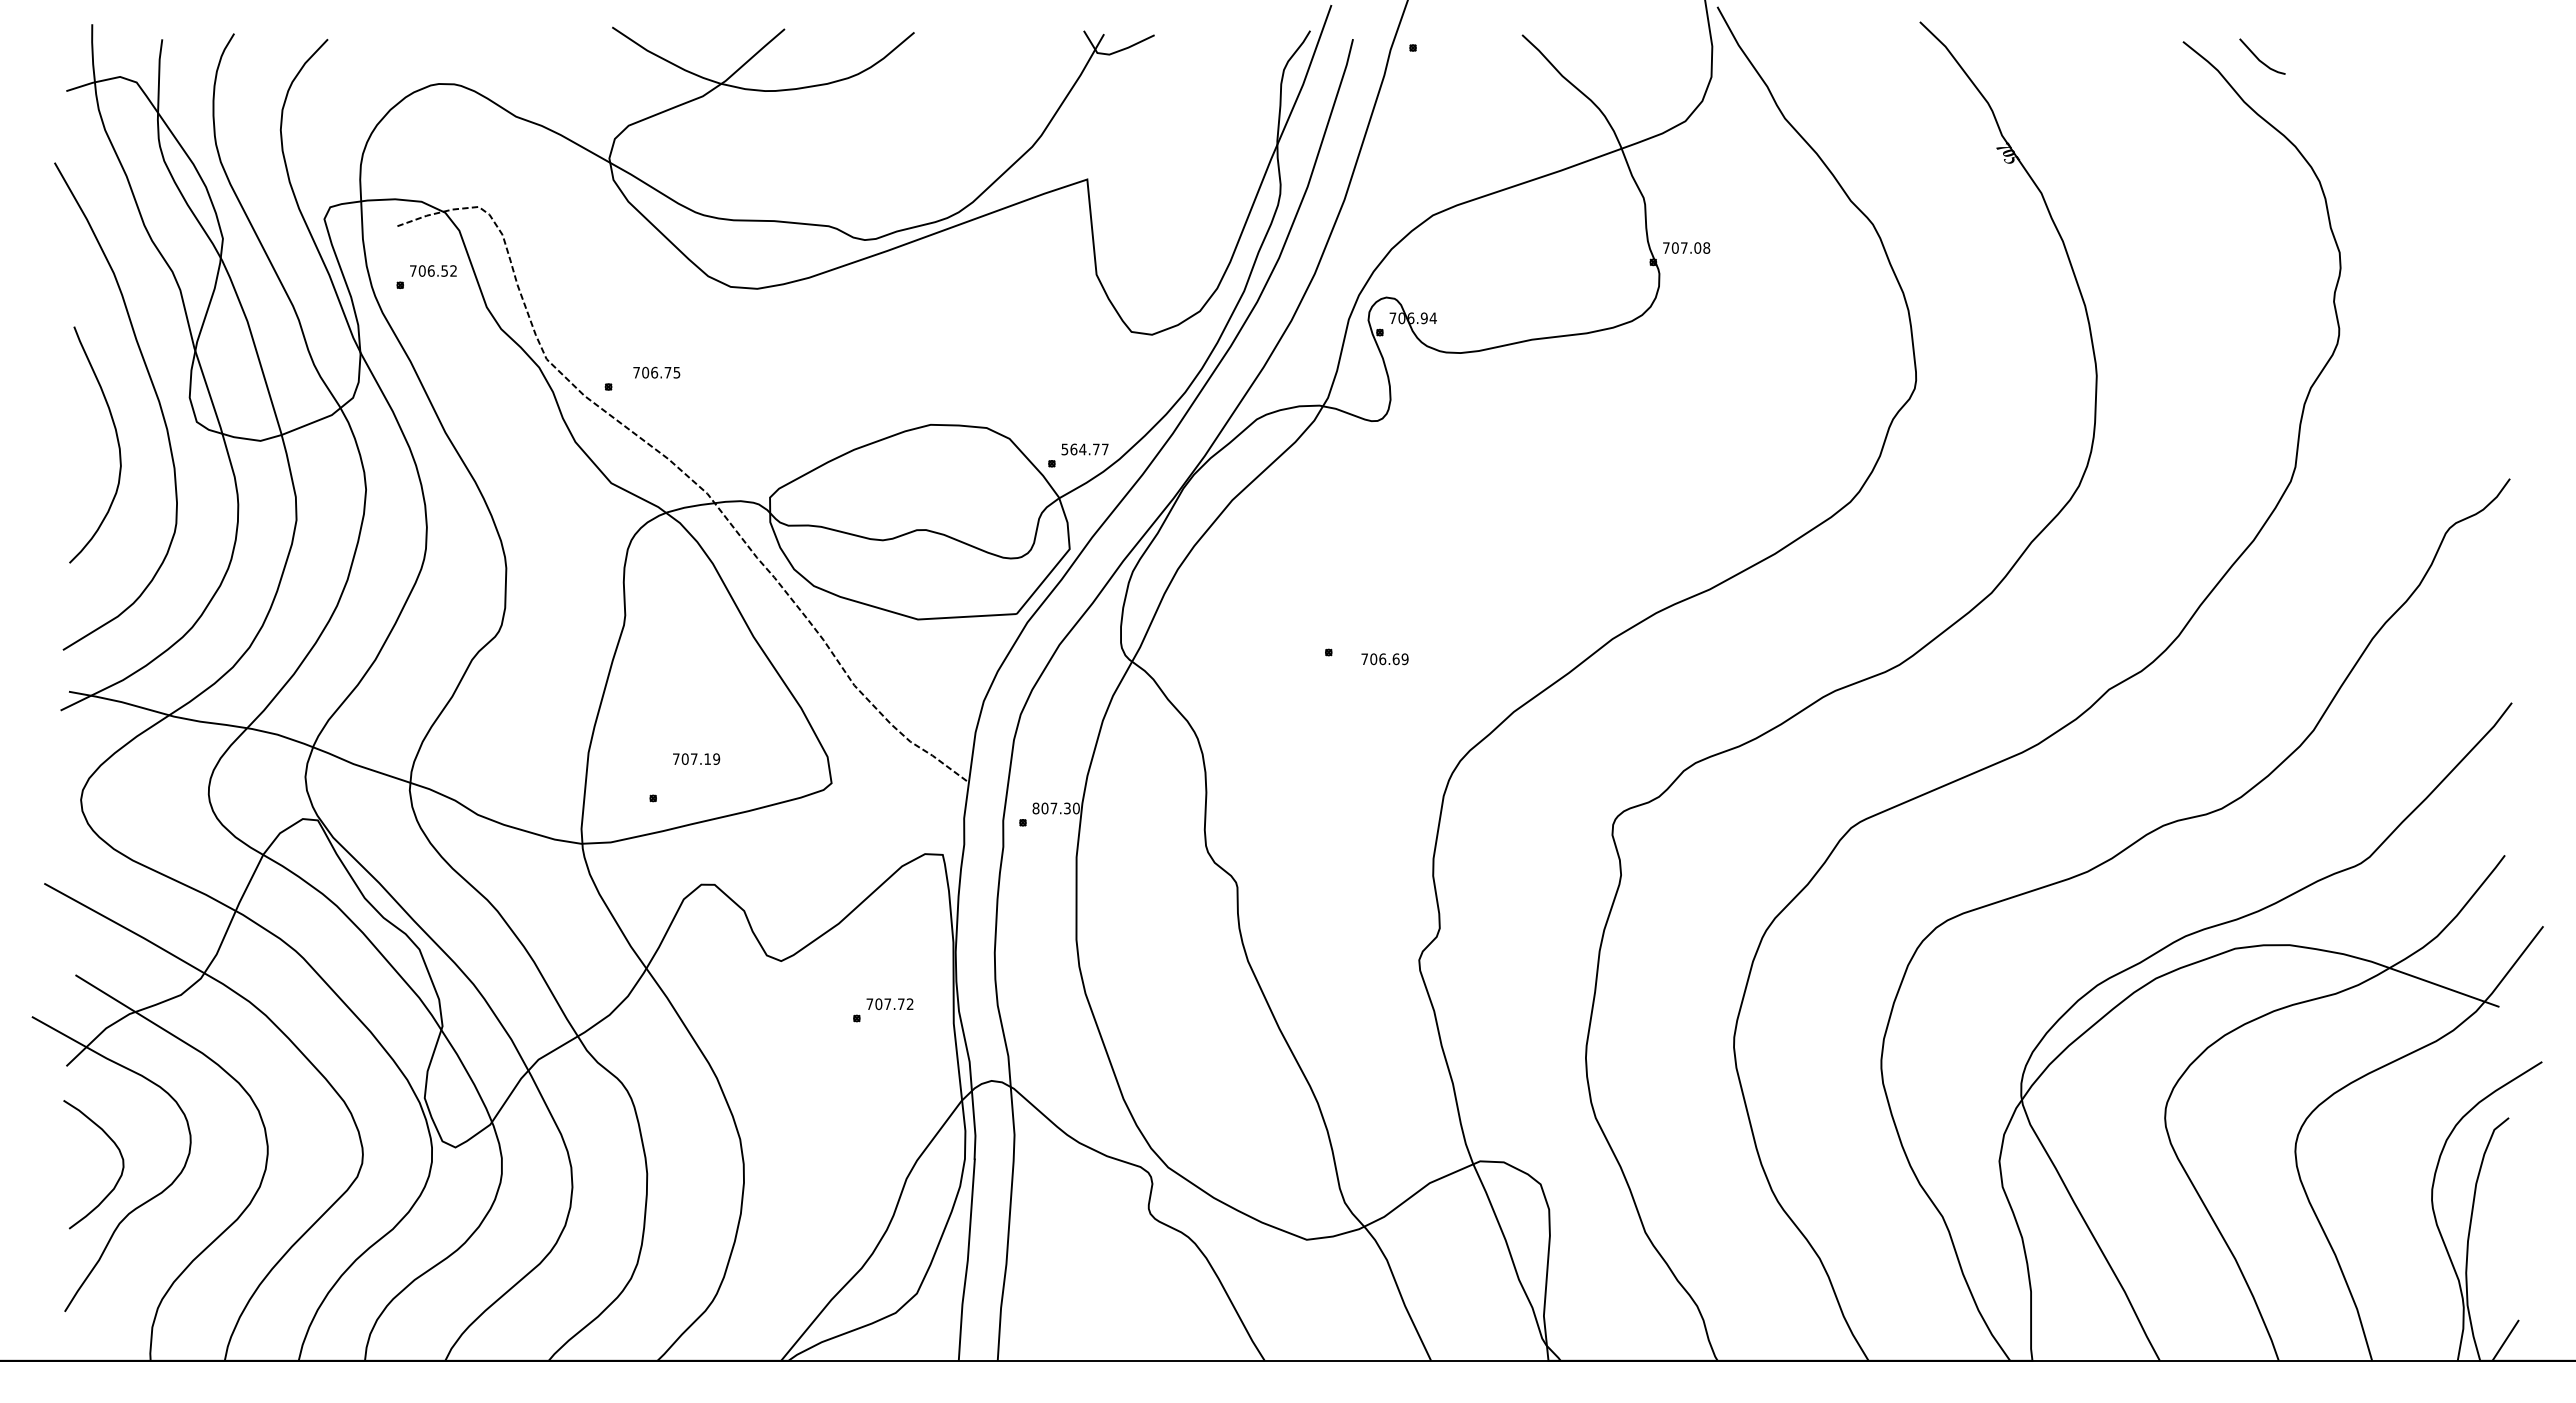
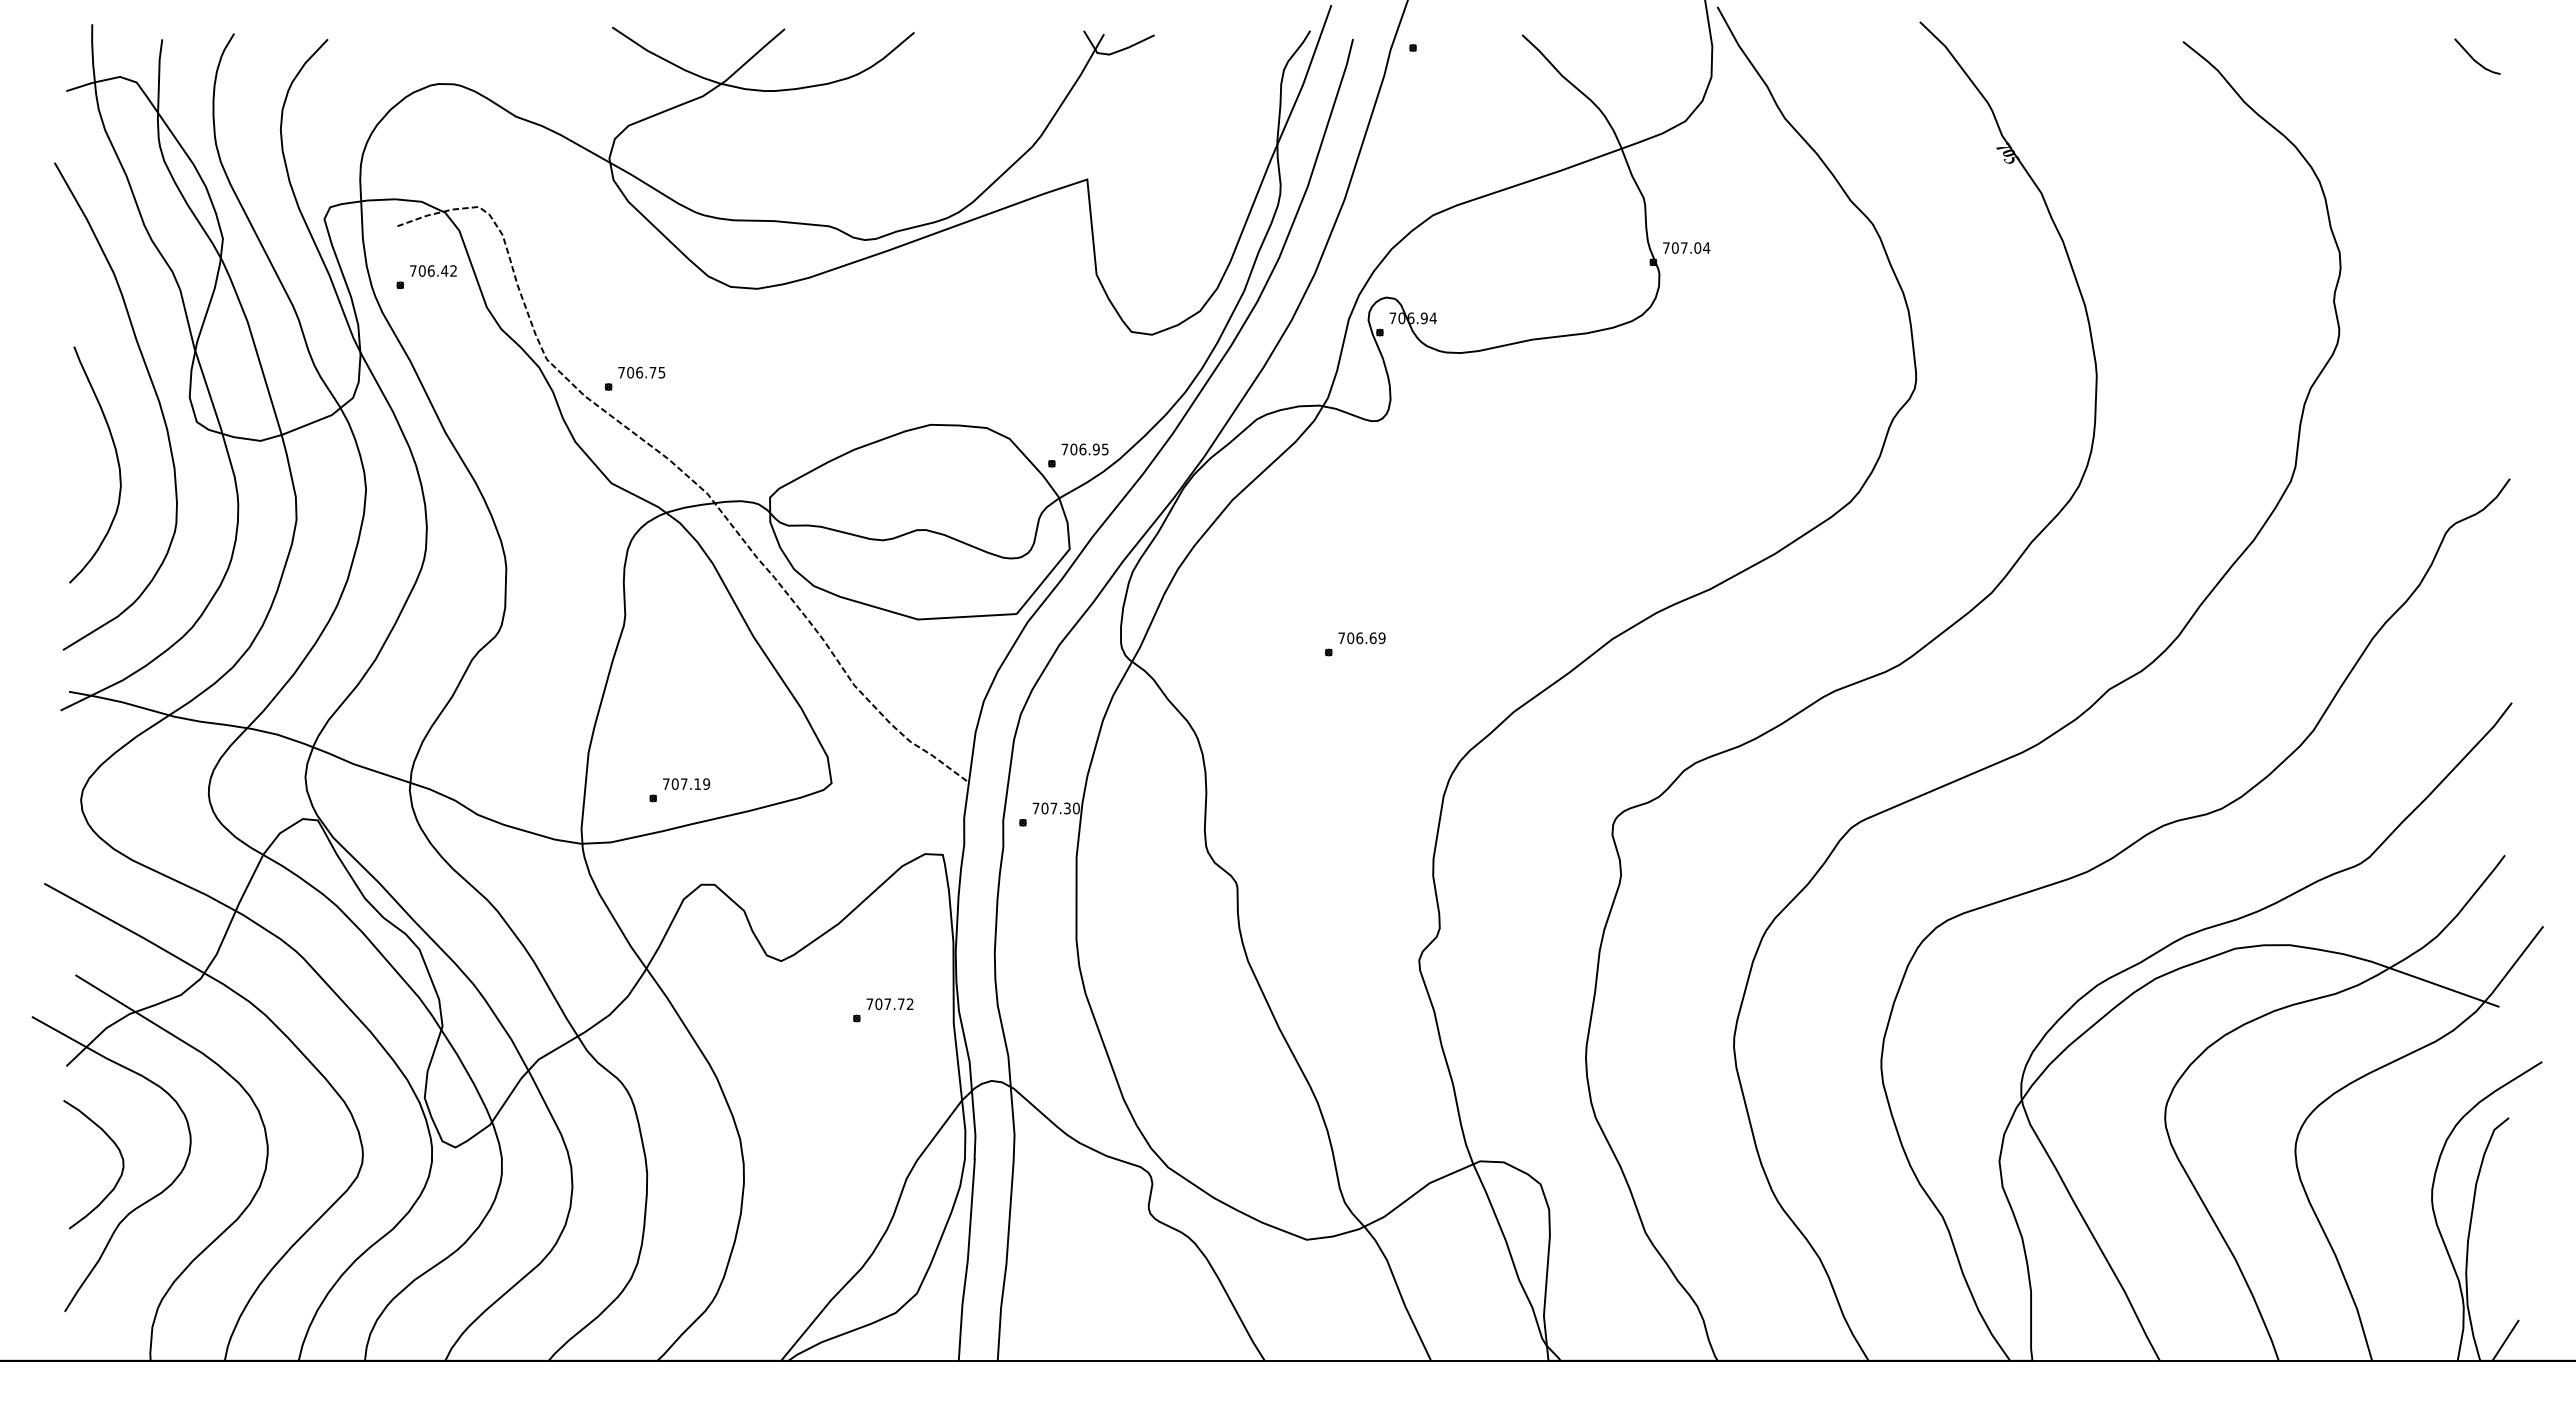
line position: (2258, 57) -> (2473, 57) (2473, 57)
text: 707.08 -> 707.04 (1706, 247)
text: 706.52 -> 706.42 (444, 270)
text position: (656, 372) -> (641, 372) (641, 372)
curve position: (116, 438) -> (116, 458) (116, 458)
text: 564.77 -> 706.95 (1084, 449)
text position: (1384, 659) -> (1361, 638) (1361, 638)
text position: (696, 758) -> (686, 783) (686, 783)
text: 807.30 -> 707.30 (1035, 808)
